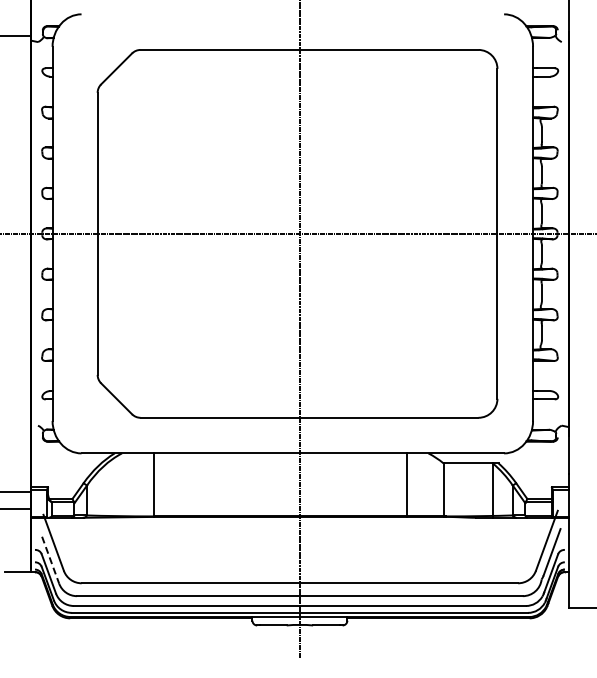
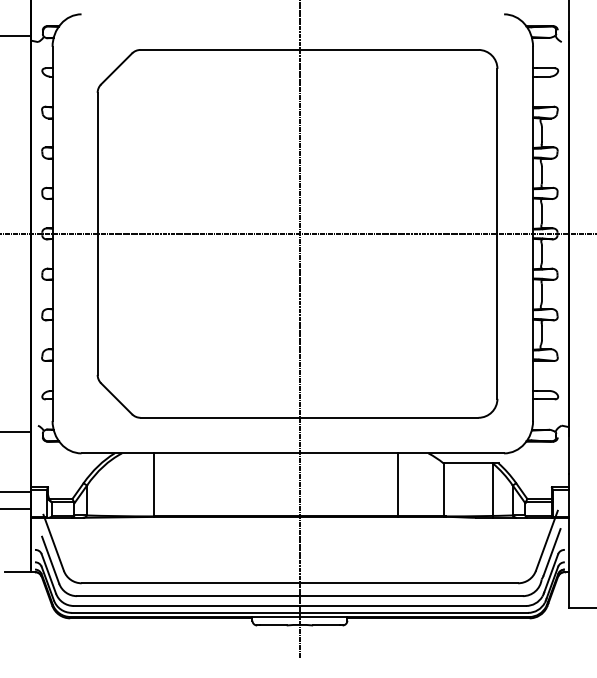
line: none -> present (16, 431)
line position: (407, 484) -> (398, 484) (398, 484)
line: dashed -> solid (50, 560)
